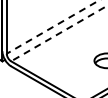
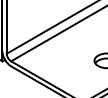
line: dashed -> solid (53, 26)
line: dashed -> solid (59, 33)
